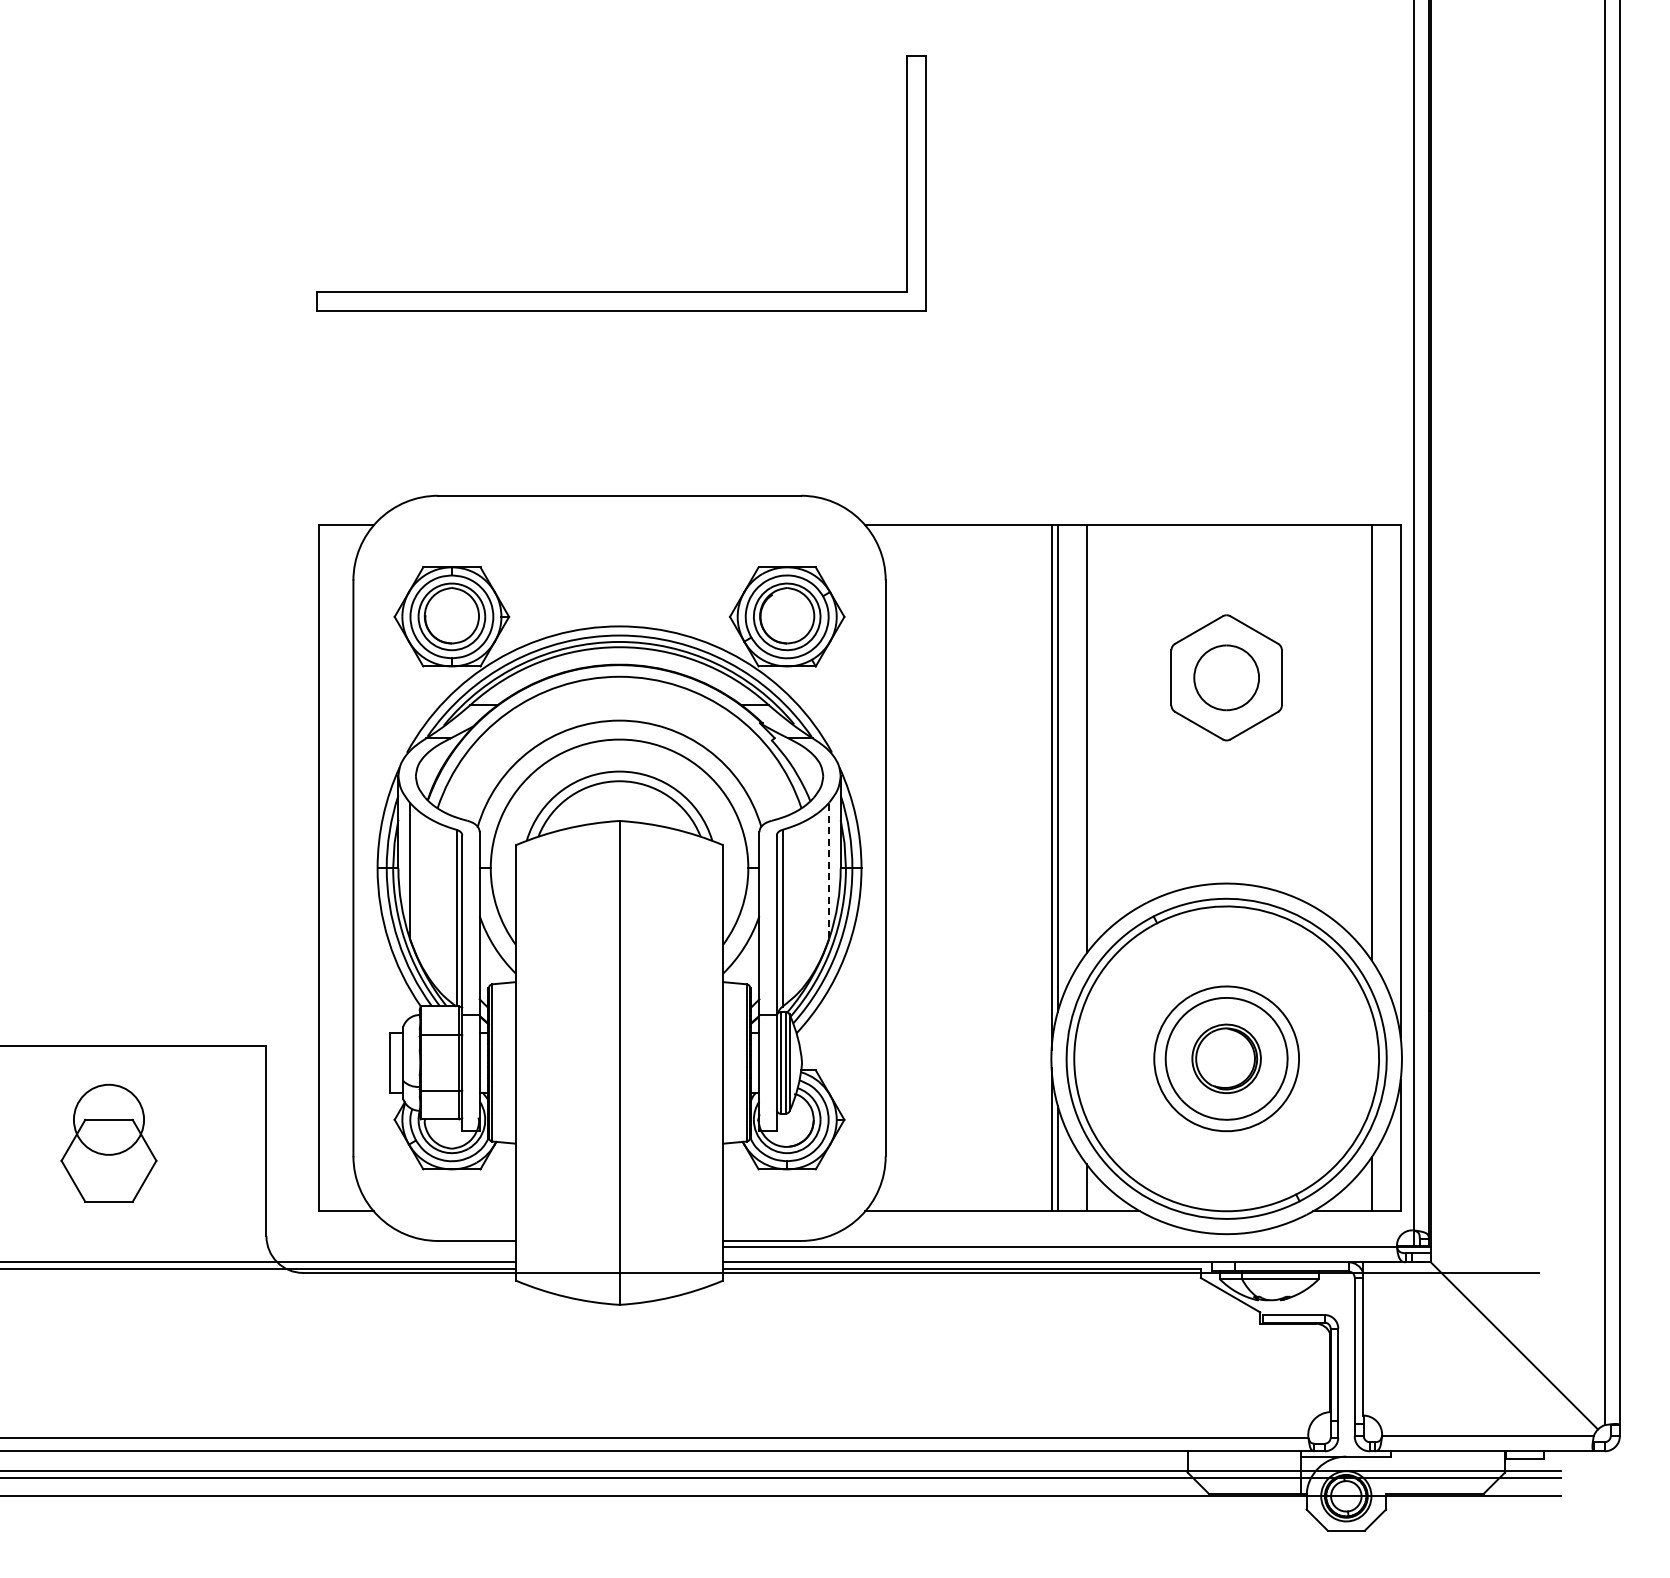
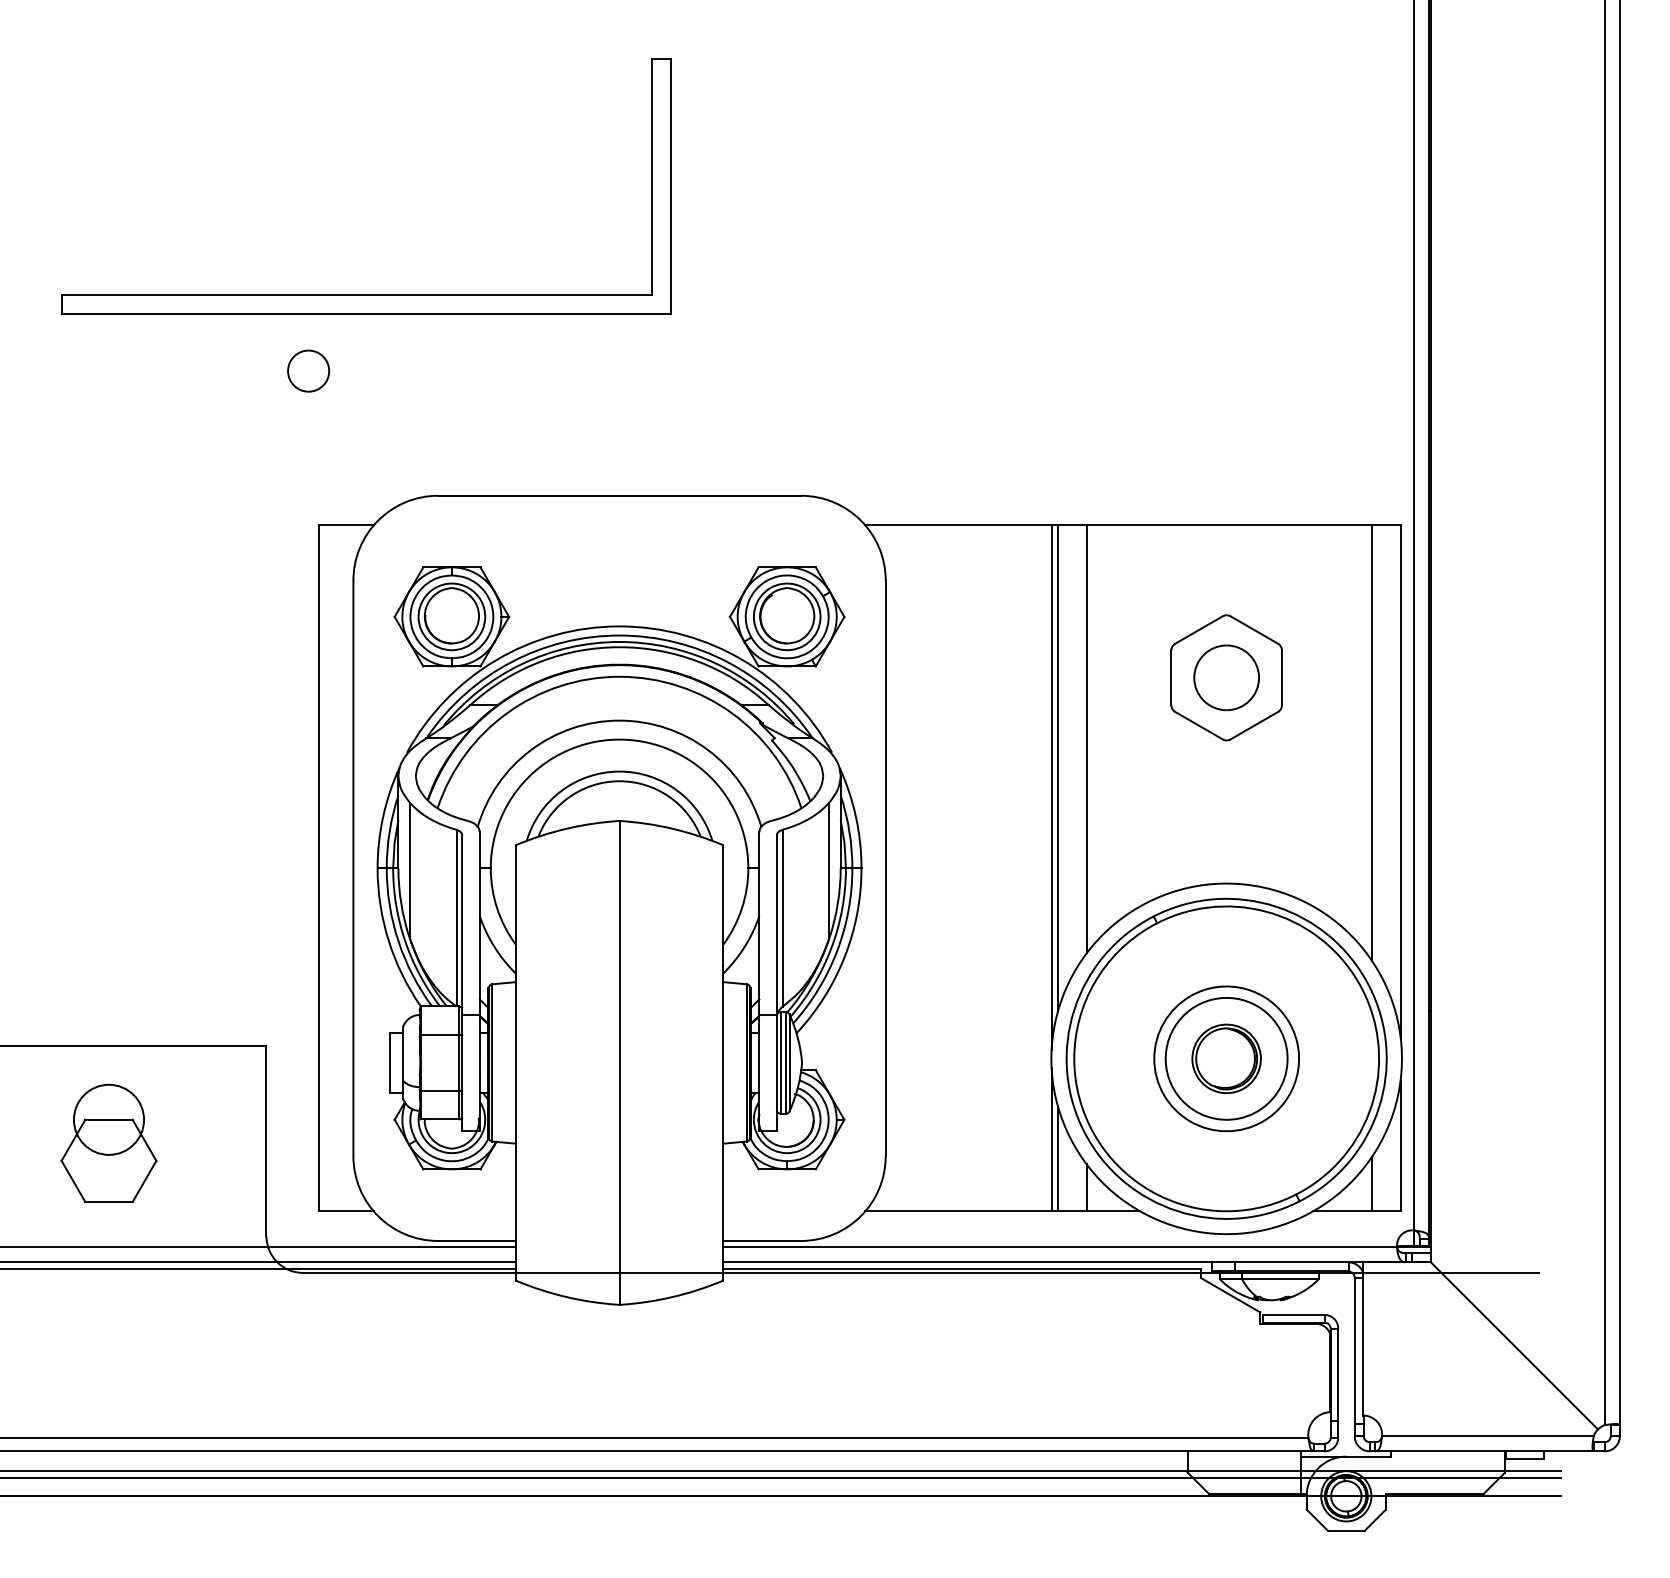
part position: (621, 291) -> (366, 294) (366, 294)
part: none -> present (308, 370)
line: dashed -> solid (829, 870)
line: none -> present (259, 1247)
